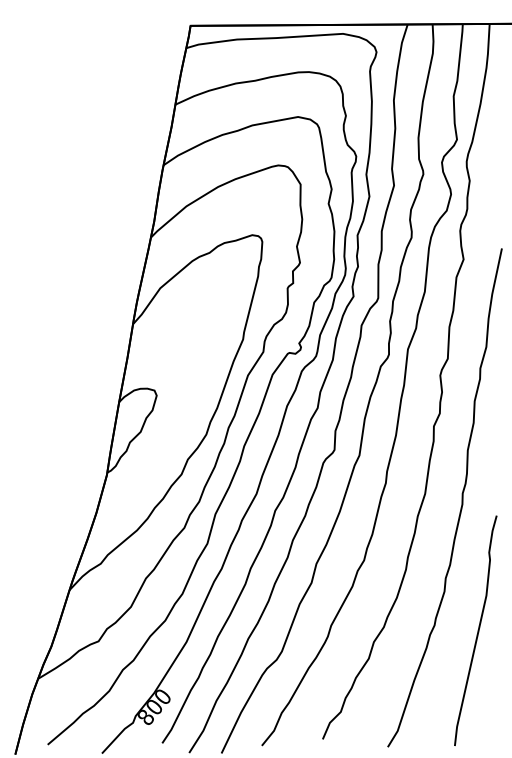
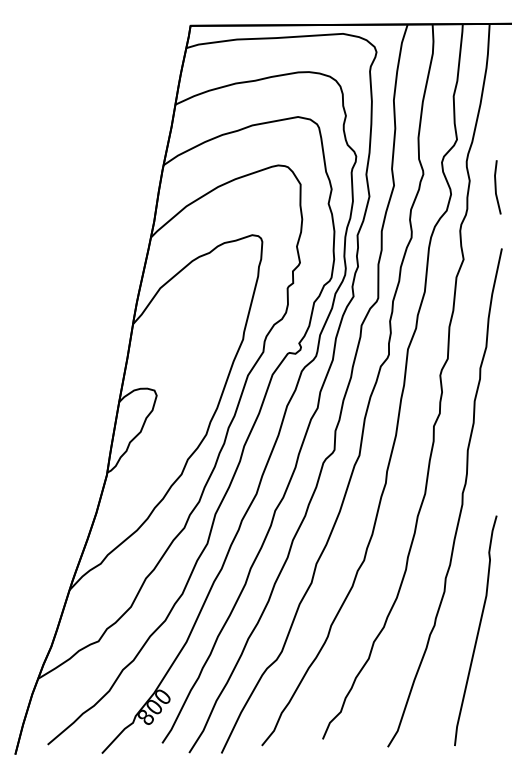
line: none -> present (496, 187)
